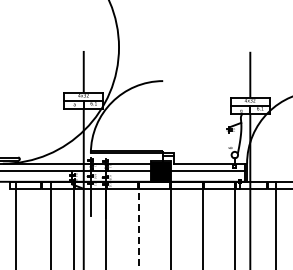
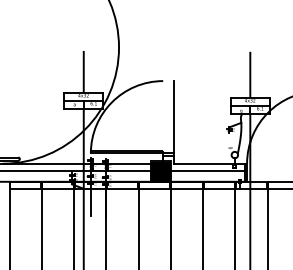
line: none -> present (173, 117)
line position: (15, 223) -> (9, 223) (9, 223)
line position: (50, 223) -> (41, 223) (41, 223)
line position: (275, 223) -> (267, 223) (267, 223)
line: dashed -> solid (138, 225)
